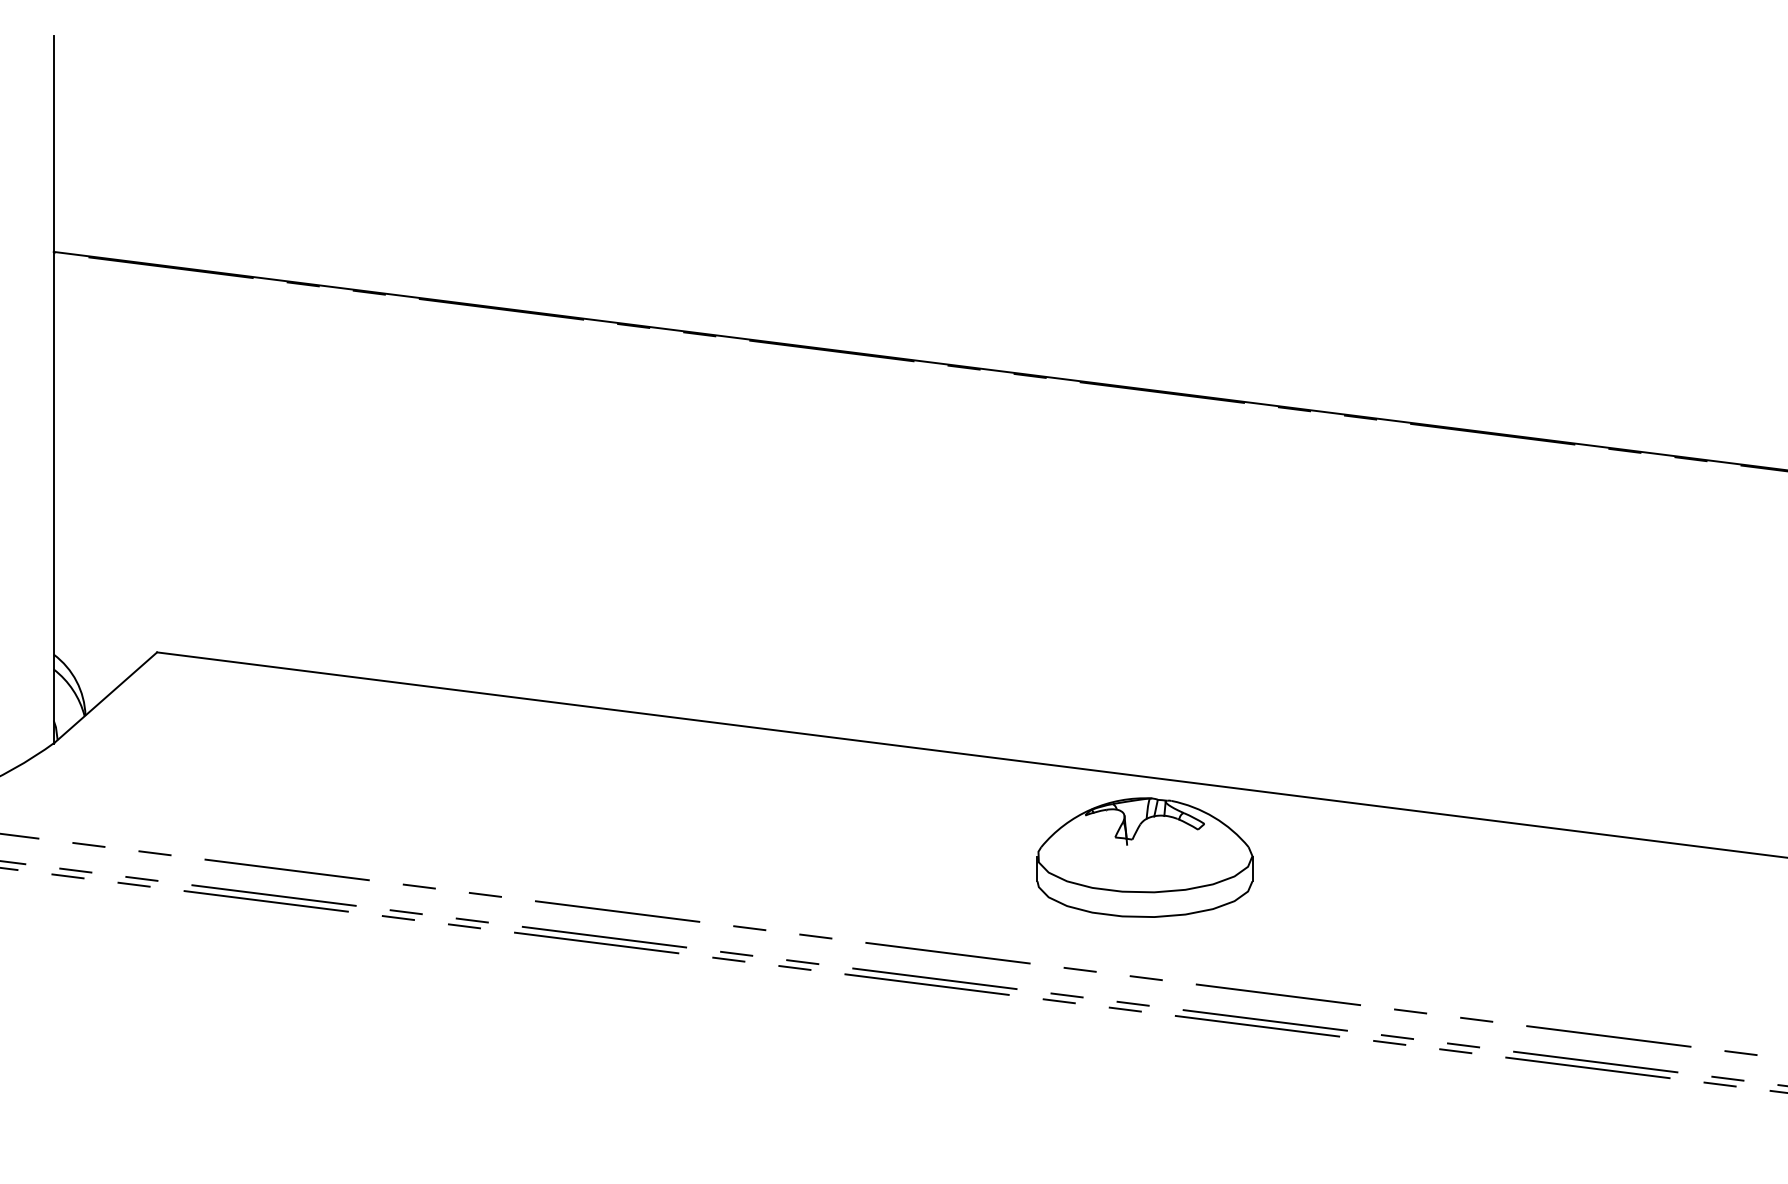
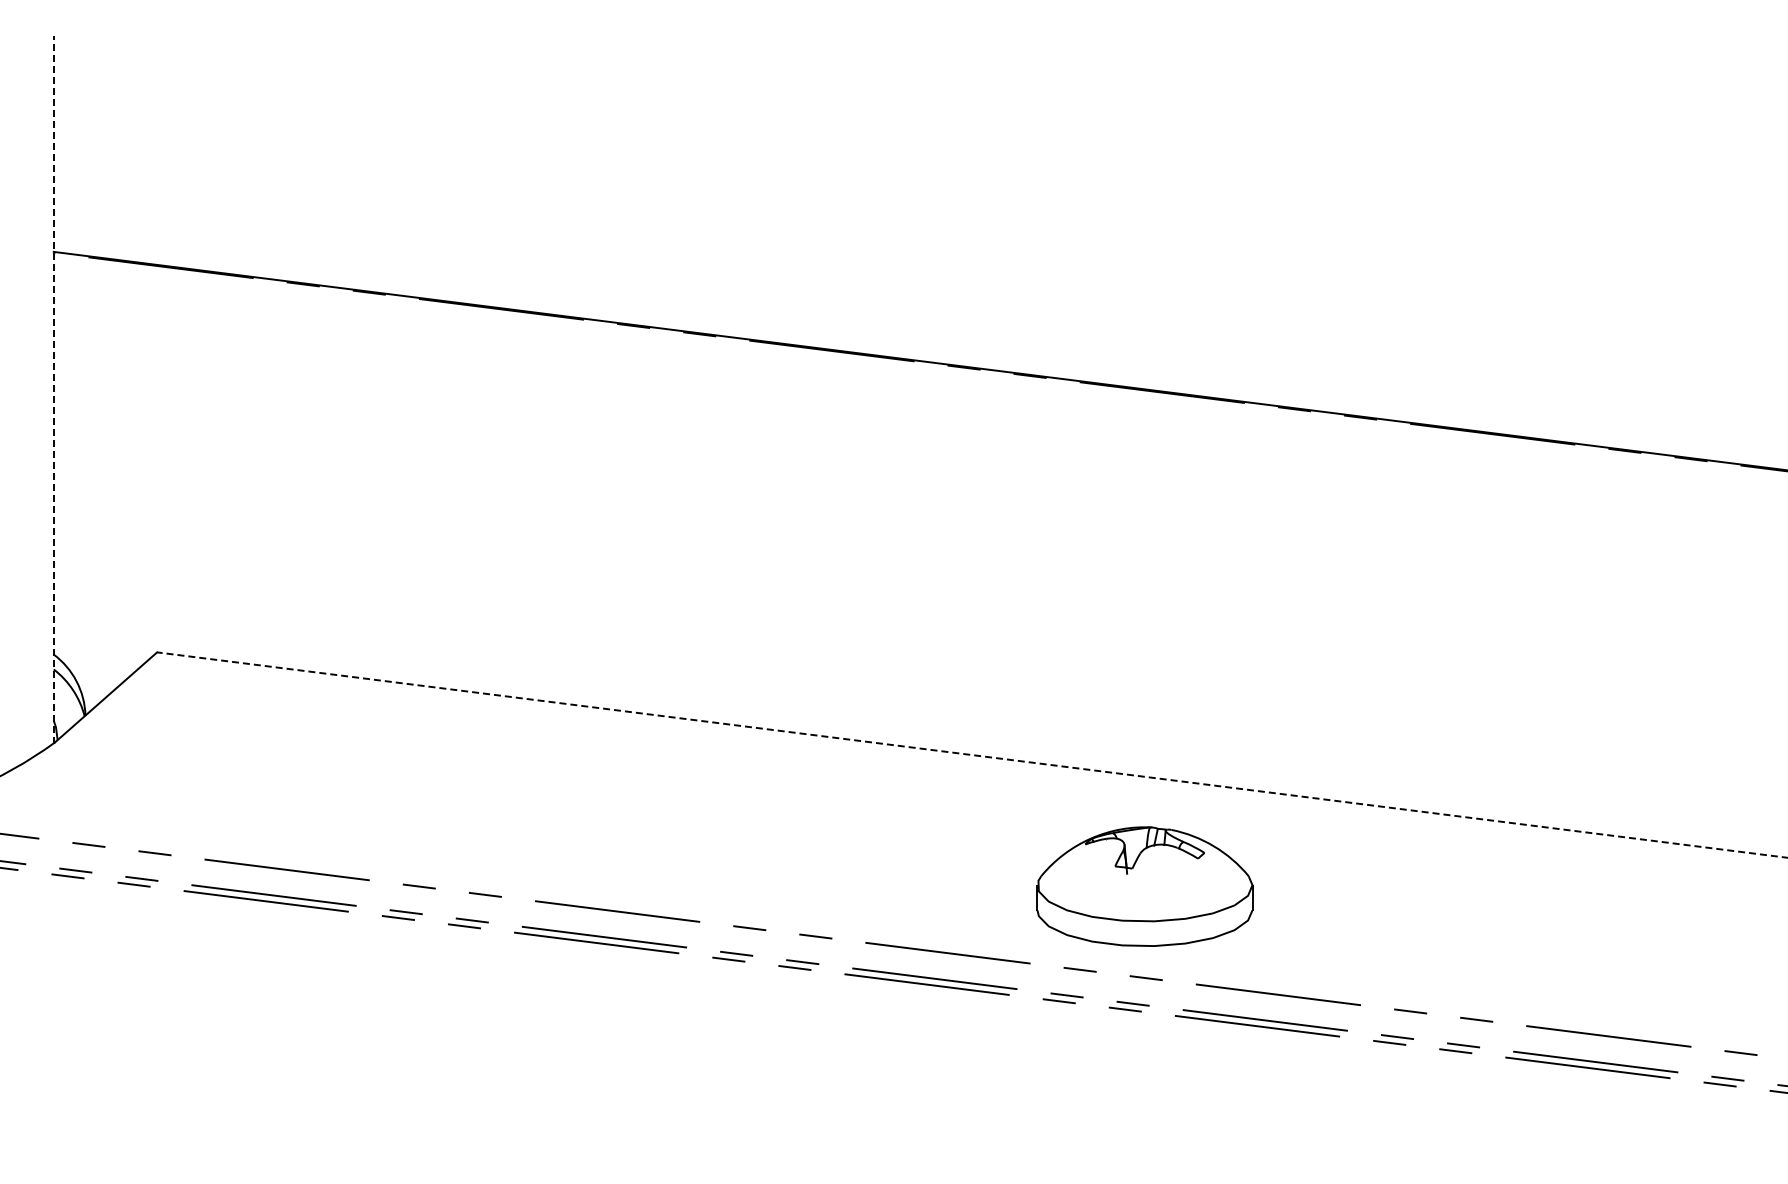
line: solid -> dashed (53, 389)
line: solid -> dashed (972, 755)
part position: (1144, 857) -> (1144, 886) (1144, 886)
